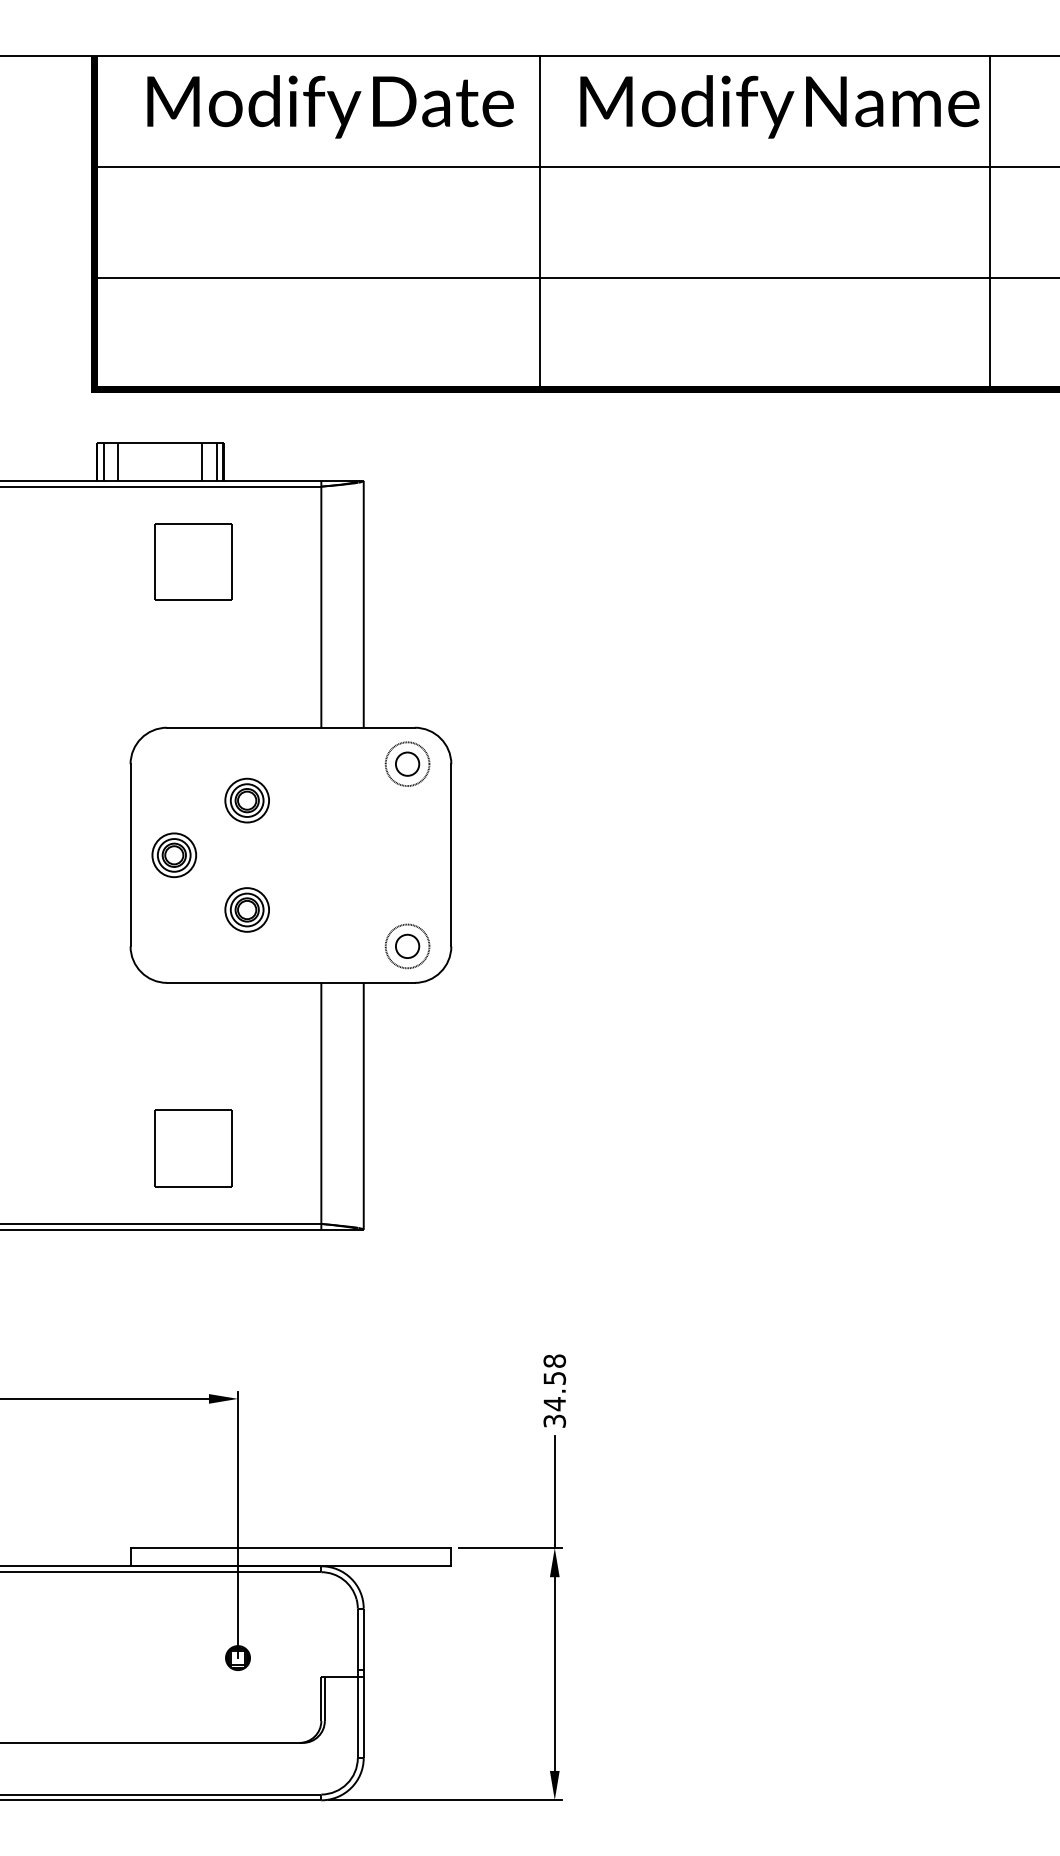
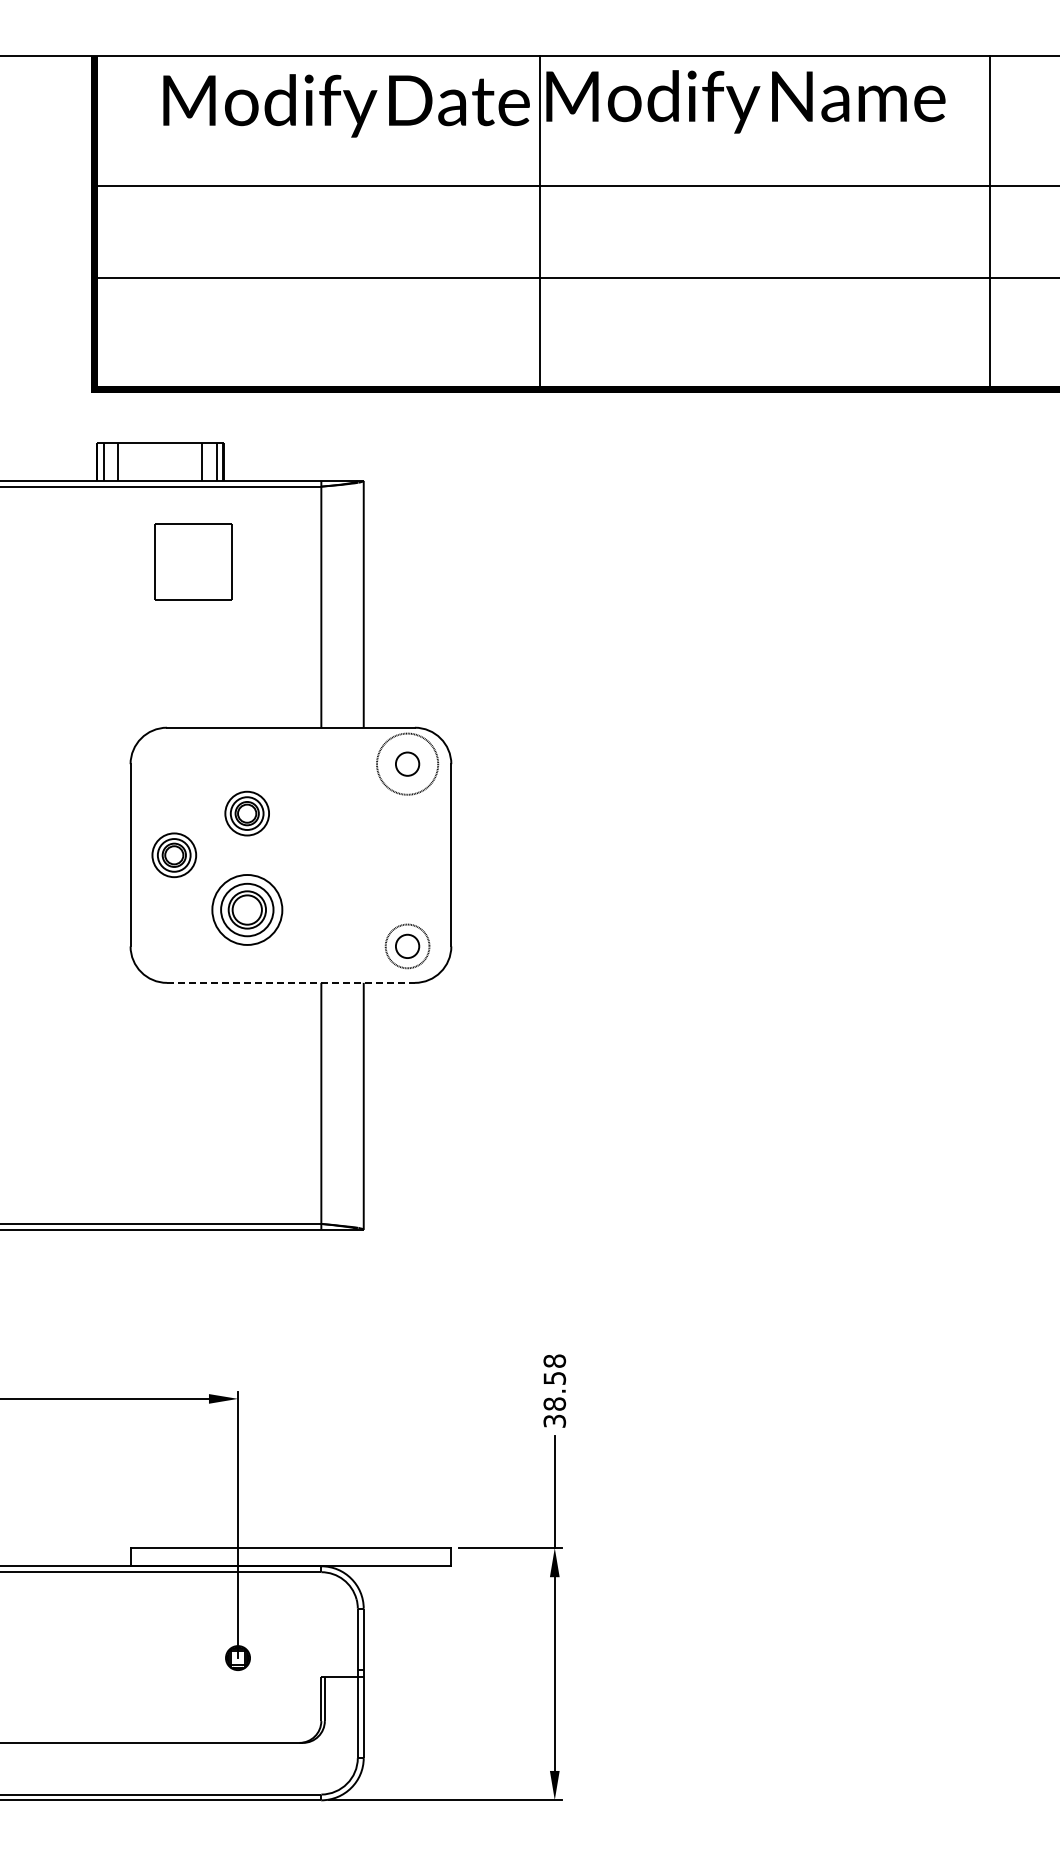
text position: (330, 106) -> (346, 105) (346, 105)
text position: (779, 106) -> (745, 101) (745, 101)
line position: (575, 167) -> (575, 186) (575, 186)
circle diameter: 44 px -> 61 px (407, 763)
part position: (246, 800) -> (246, 813) (246, 813)
part size: 46x46 px -> 73x72 px (247, 909)
line: solid -> dashed (290, 982)
part: present -> none (193, 1148)
text: 34.58 -> 38.58 (554, 1404)
